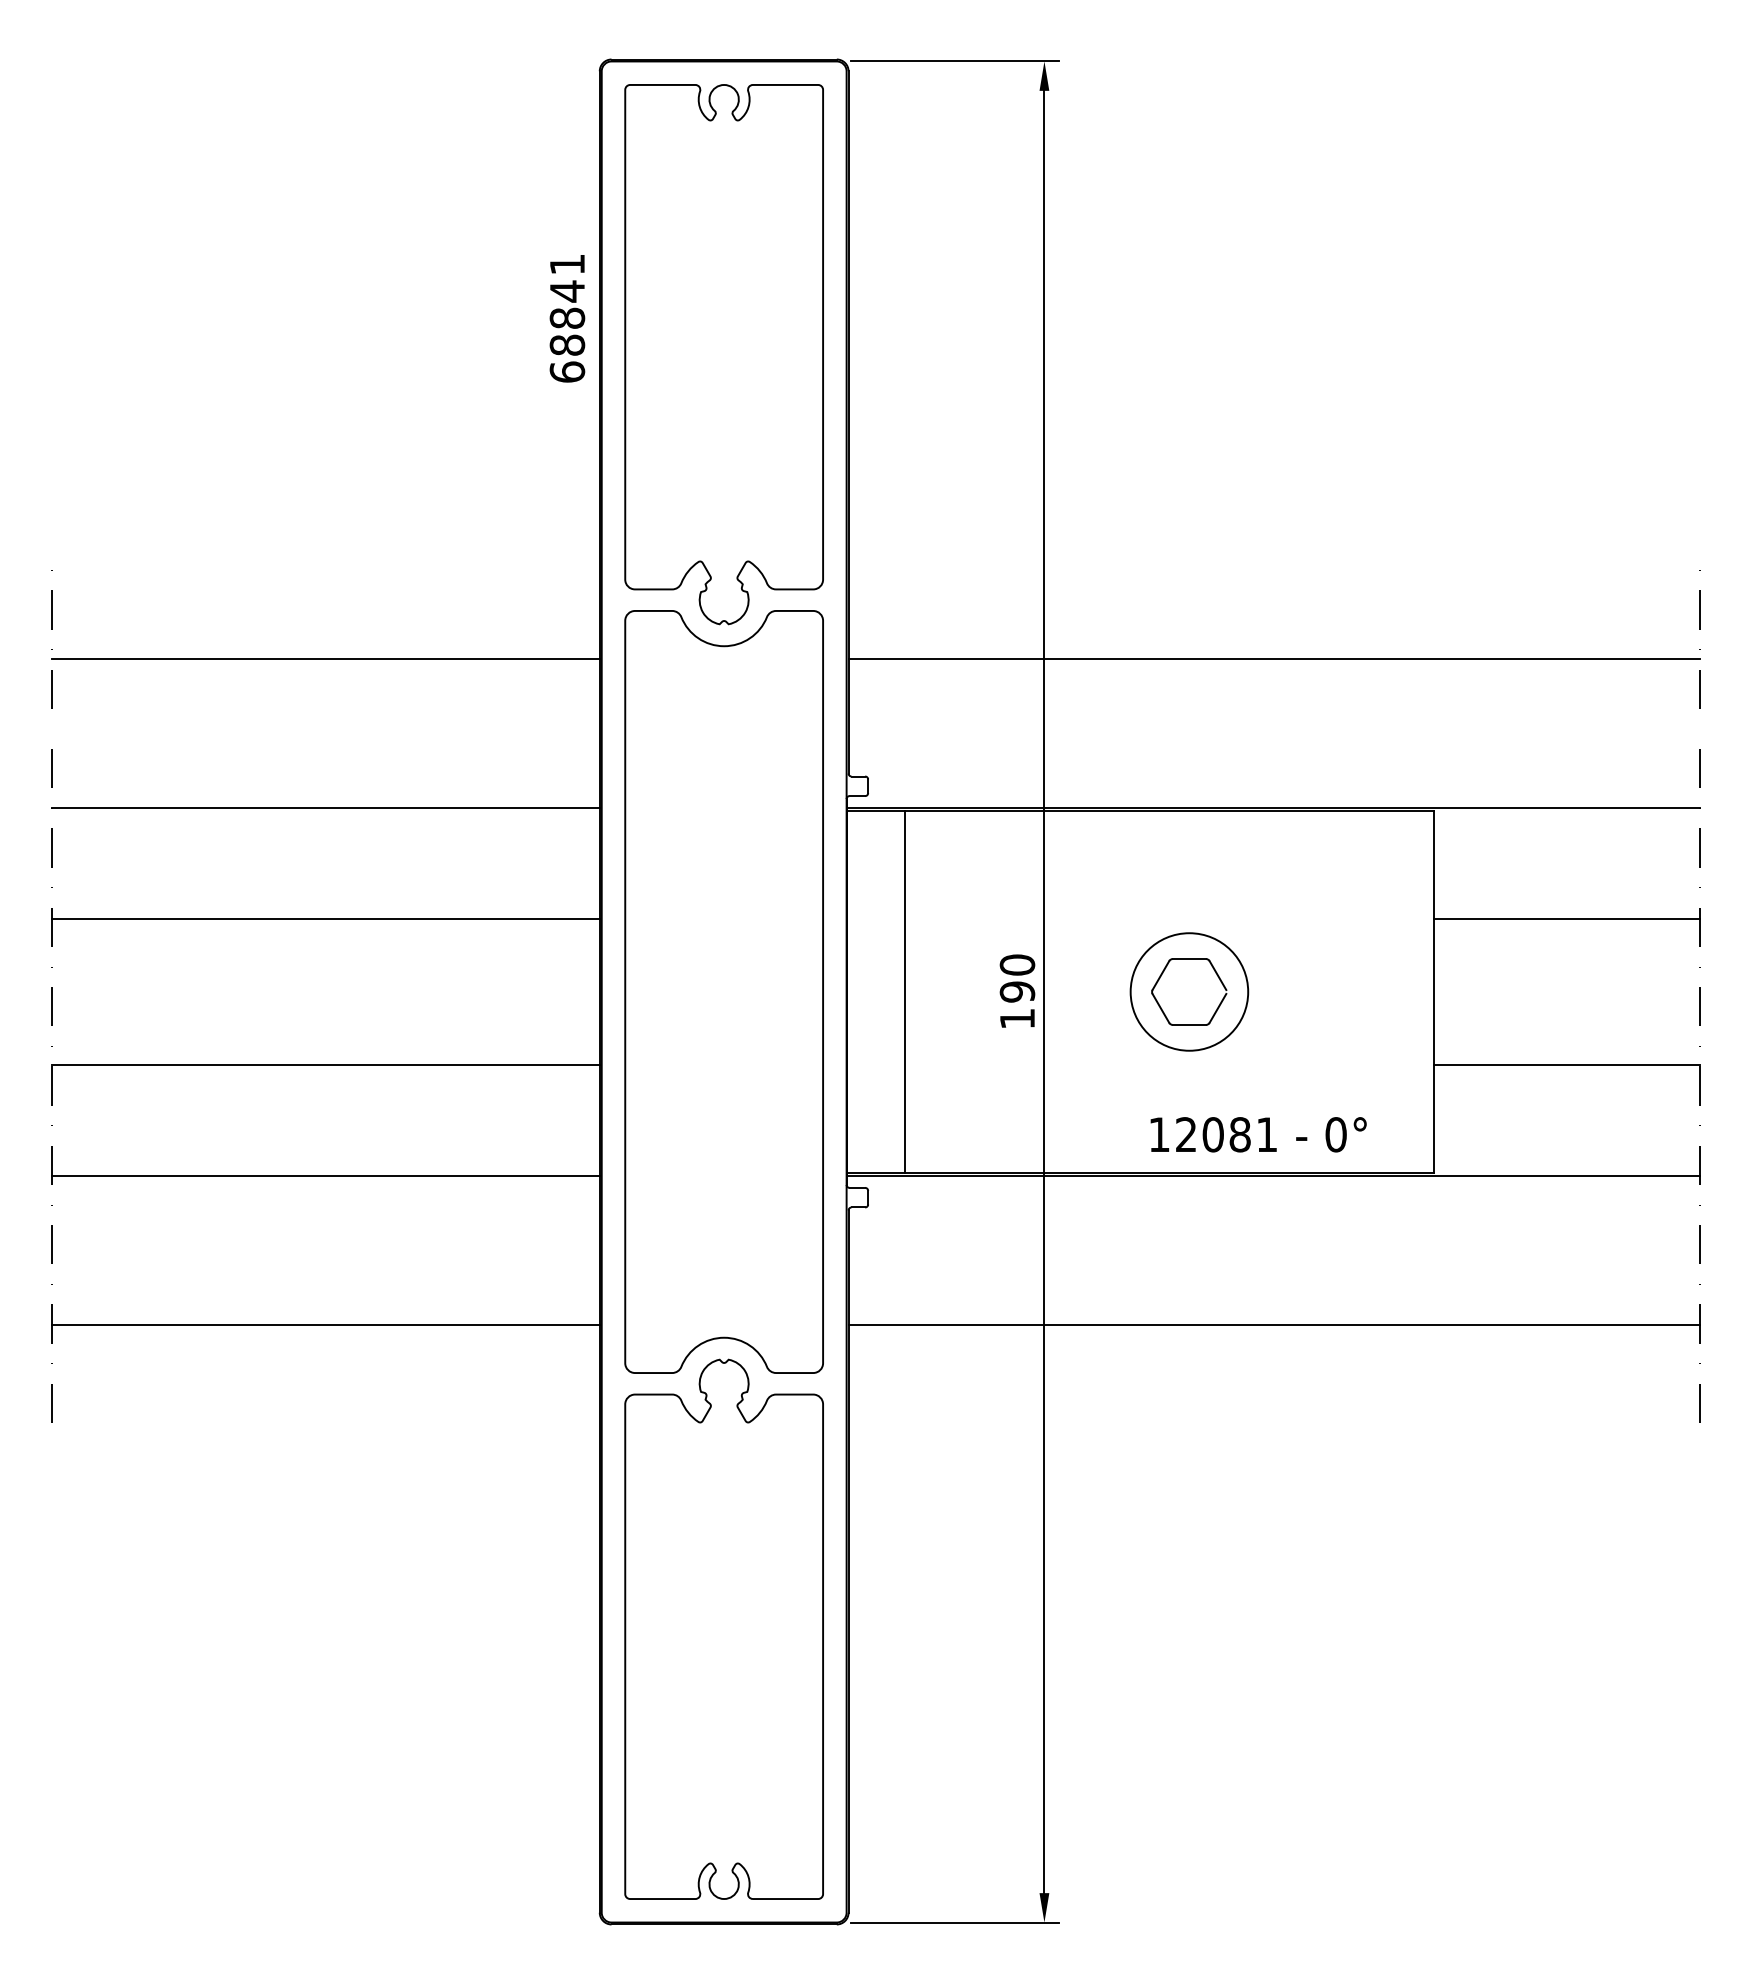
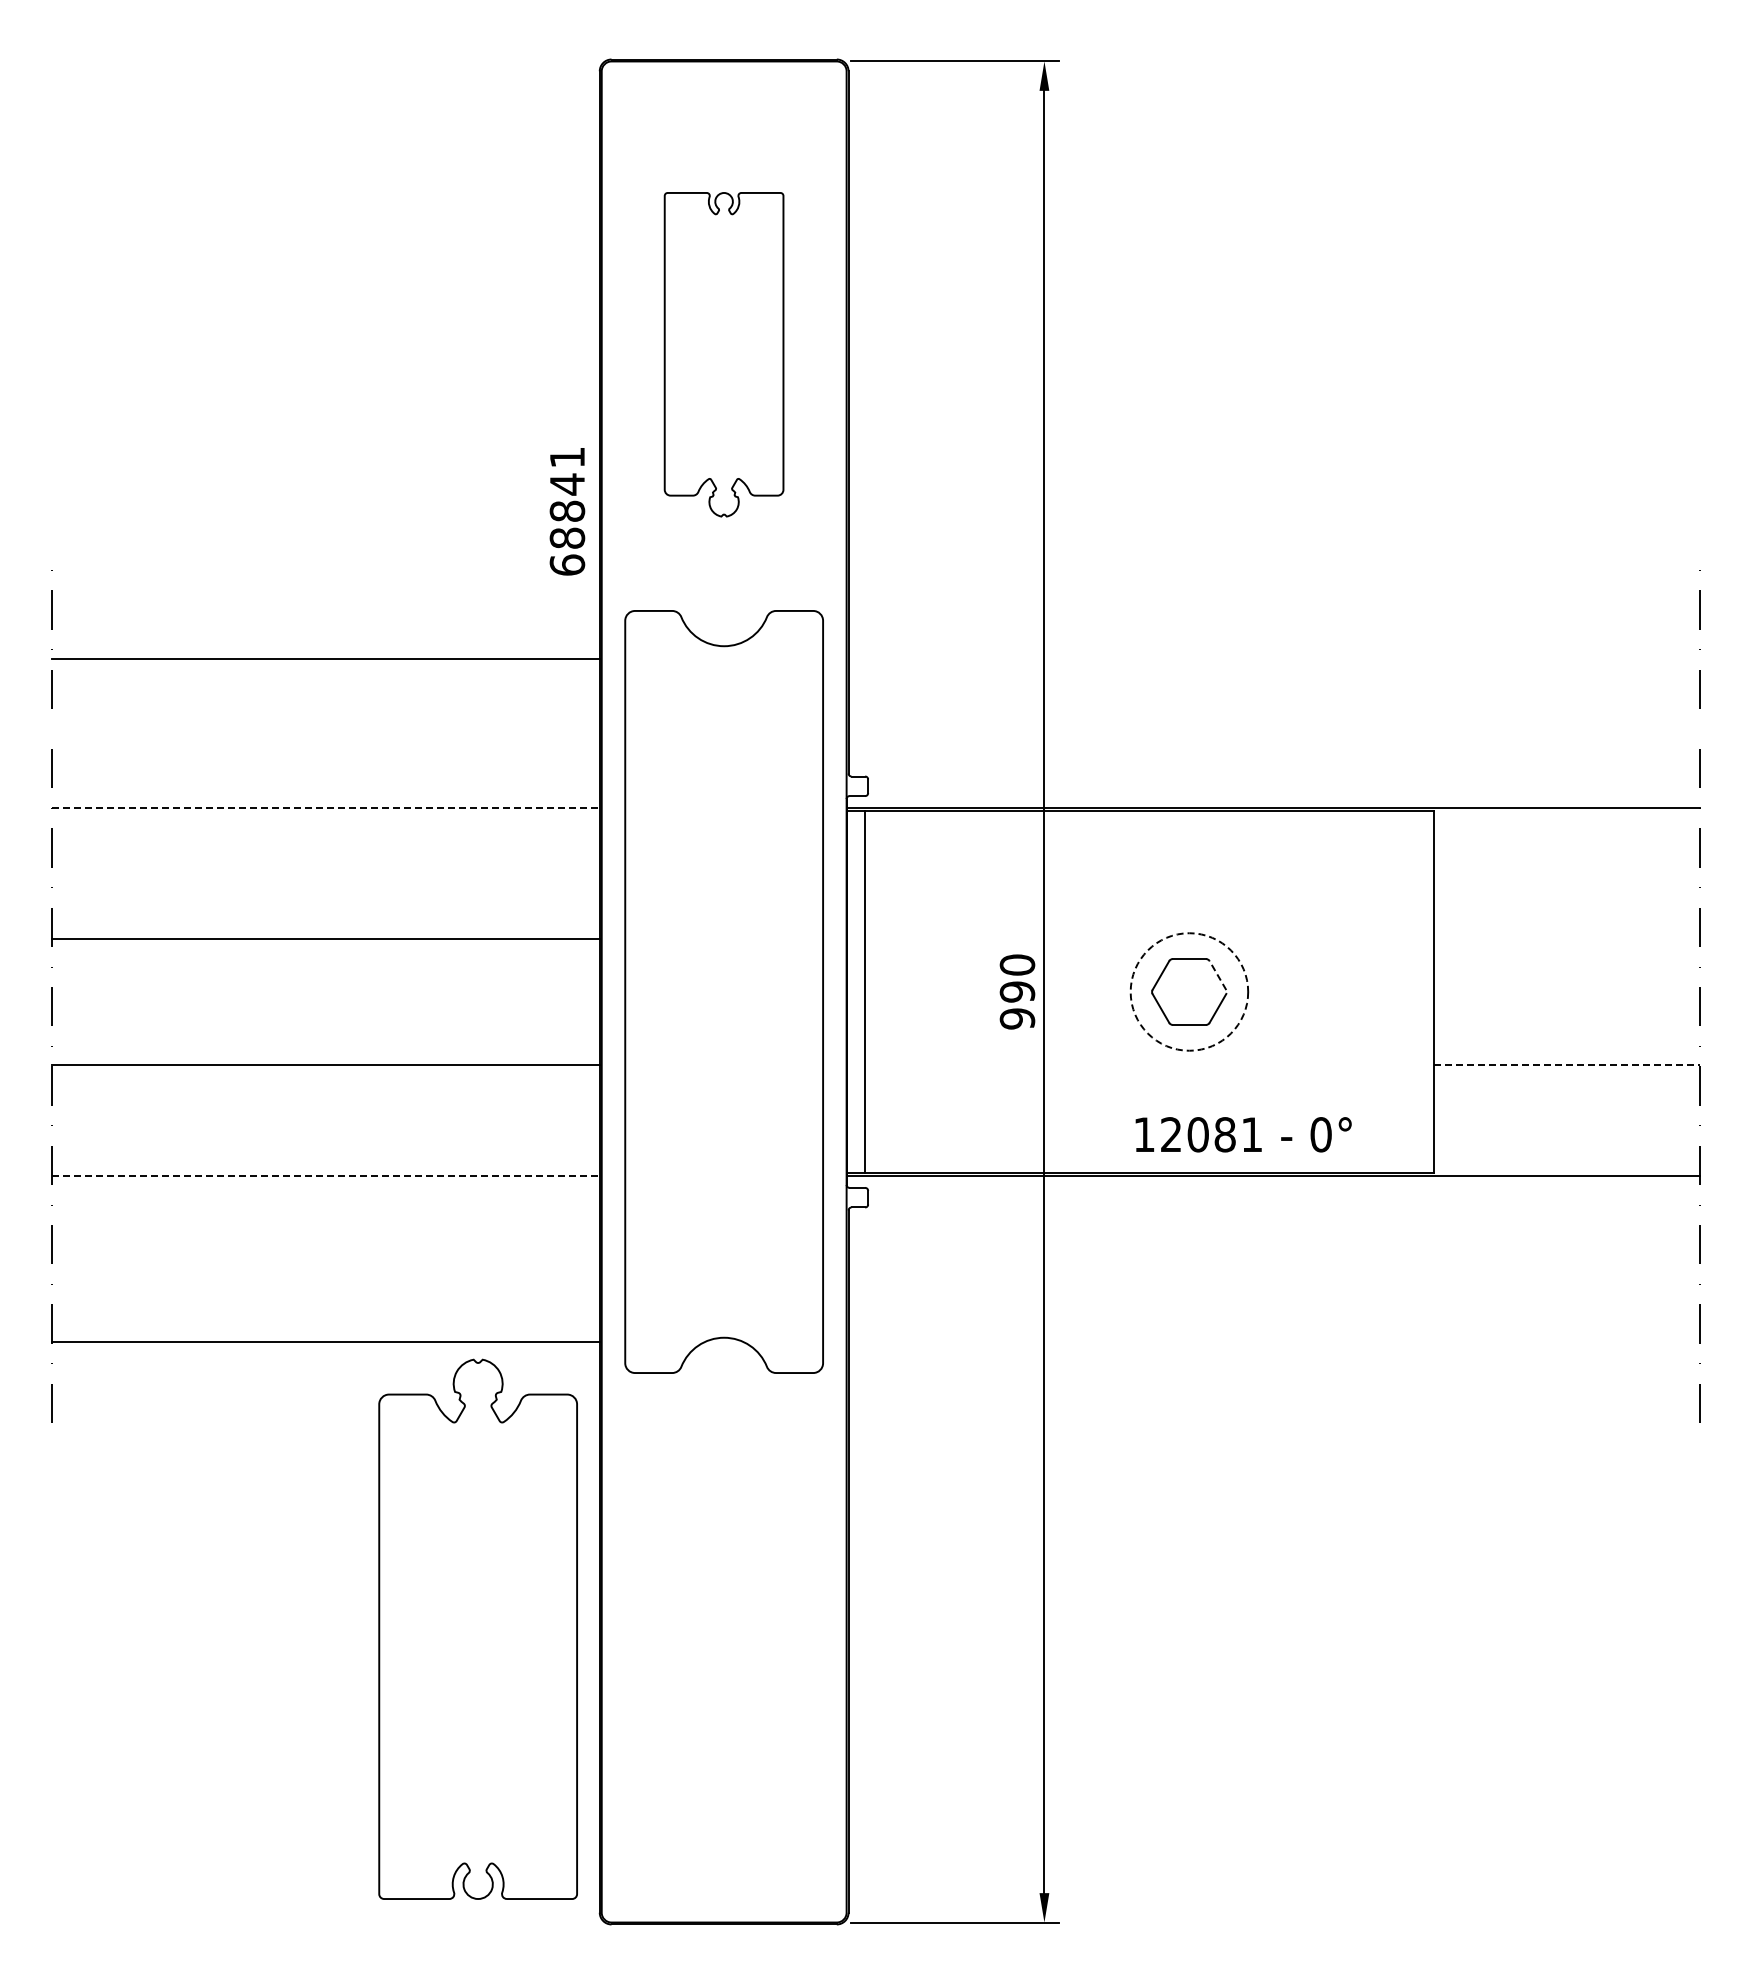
text position: (567, 318) -> (567, 511) (567, 511)
part size: 200x542 px -> 122x326 px (723, 354)
line: present -> none (1273, 658)
line: solid -> dashed (326, 808)
line position: (325, 918) -> (325, 938) (325, 938)
line: present -> none (1566, 918)
line: solid -> dashed (1217, 975)
line position: (905, 991) -> (865, 991) (865, 991)
circle: solid -> dashed (1189, 991)
text: 190 -> 990 (1017, 1018)
line: solid -> dashed (1566, 1065)
text position: (1258, 1134) -> (1243, 1134) (1243, 1134)
line: solid -> dashed (326, 1175)
line position: (325, 1325) -> (325, 1342) (325, 1342)
line: present -> none (1273, 1325)
part position: (723, 1628) -> (477, 1628) (477, 1628)
